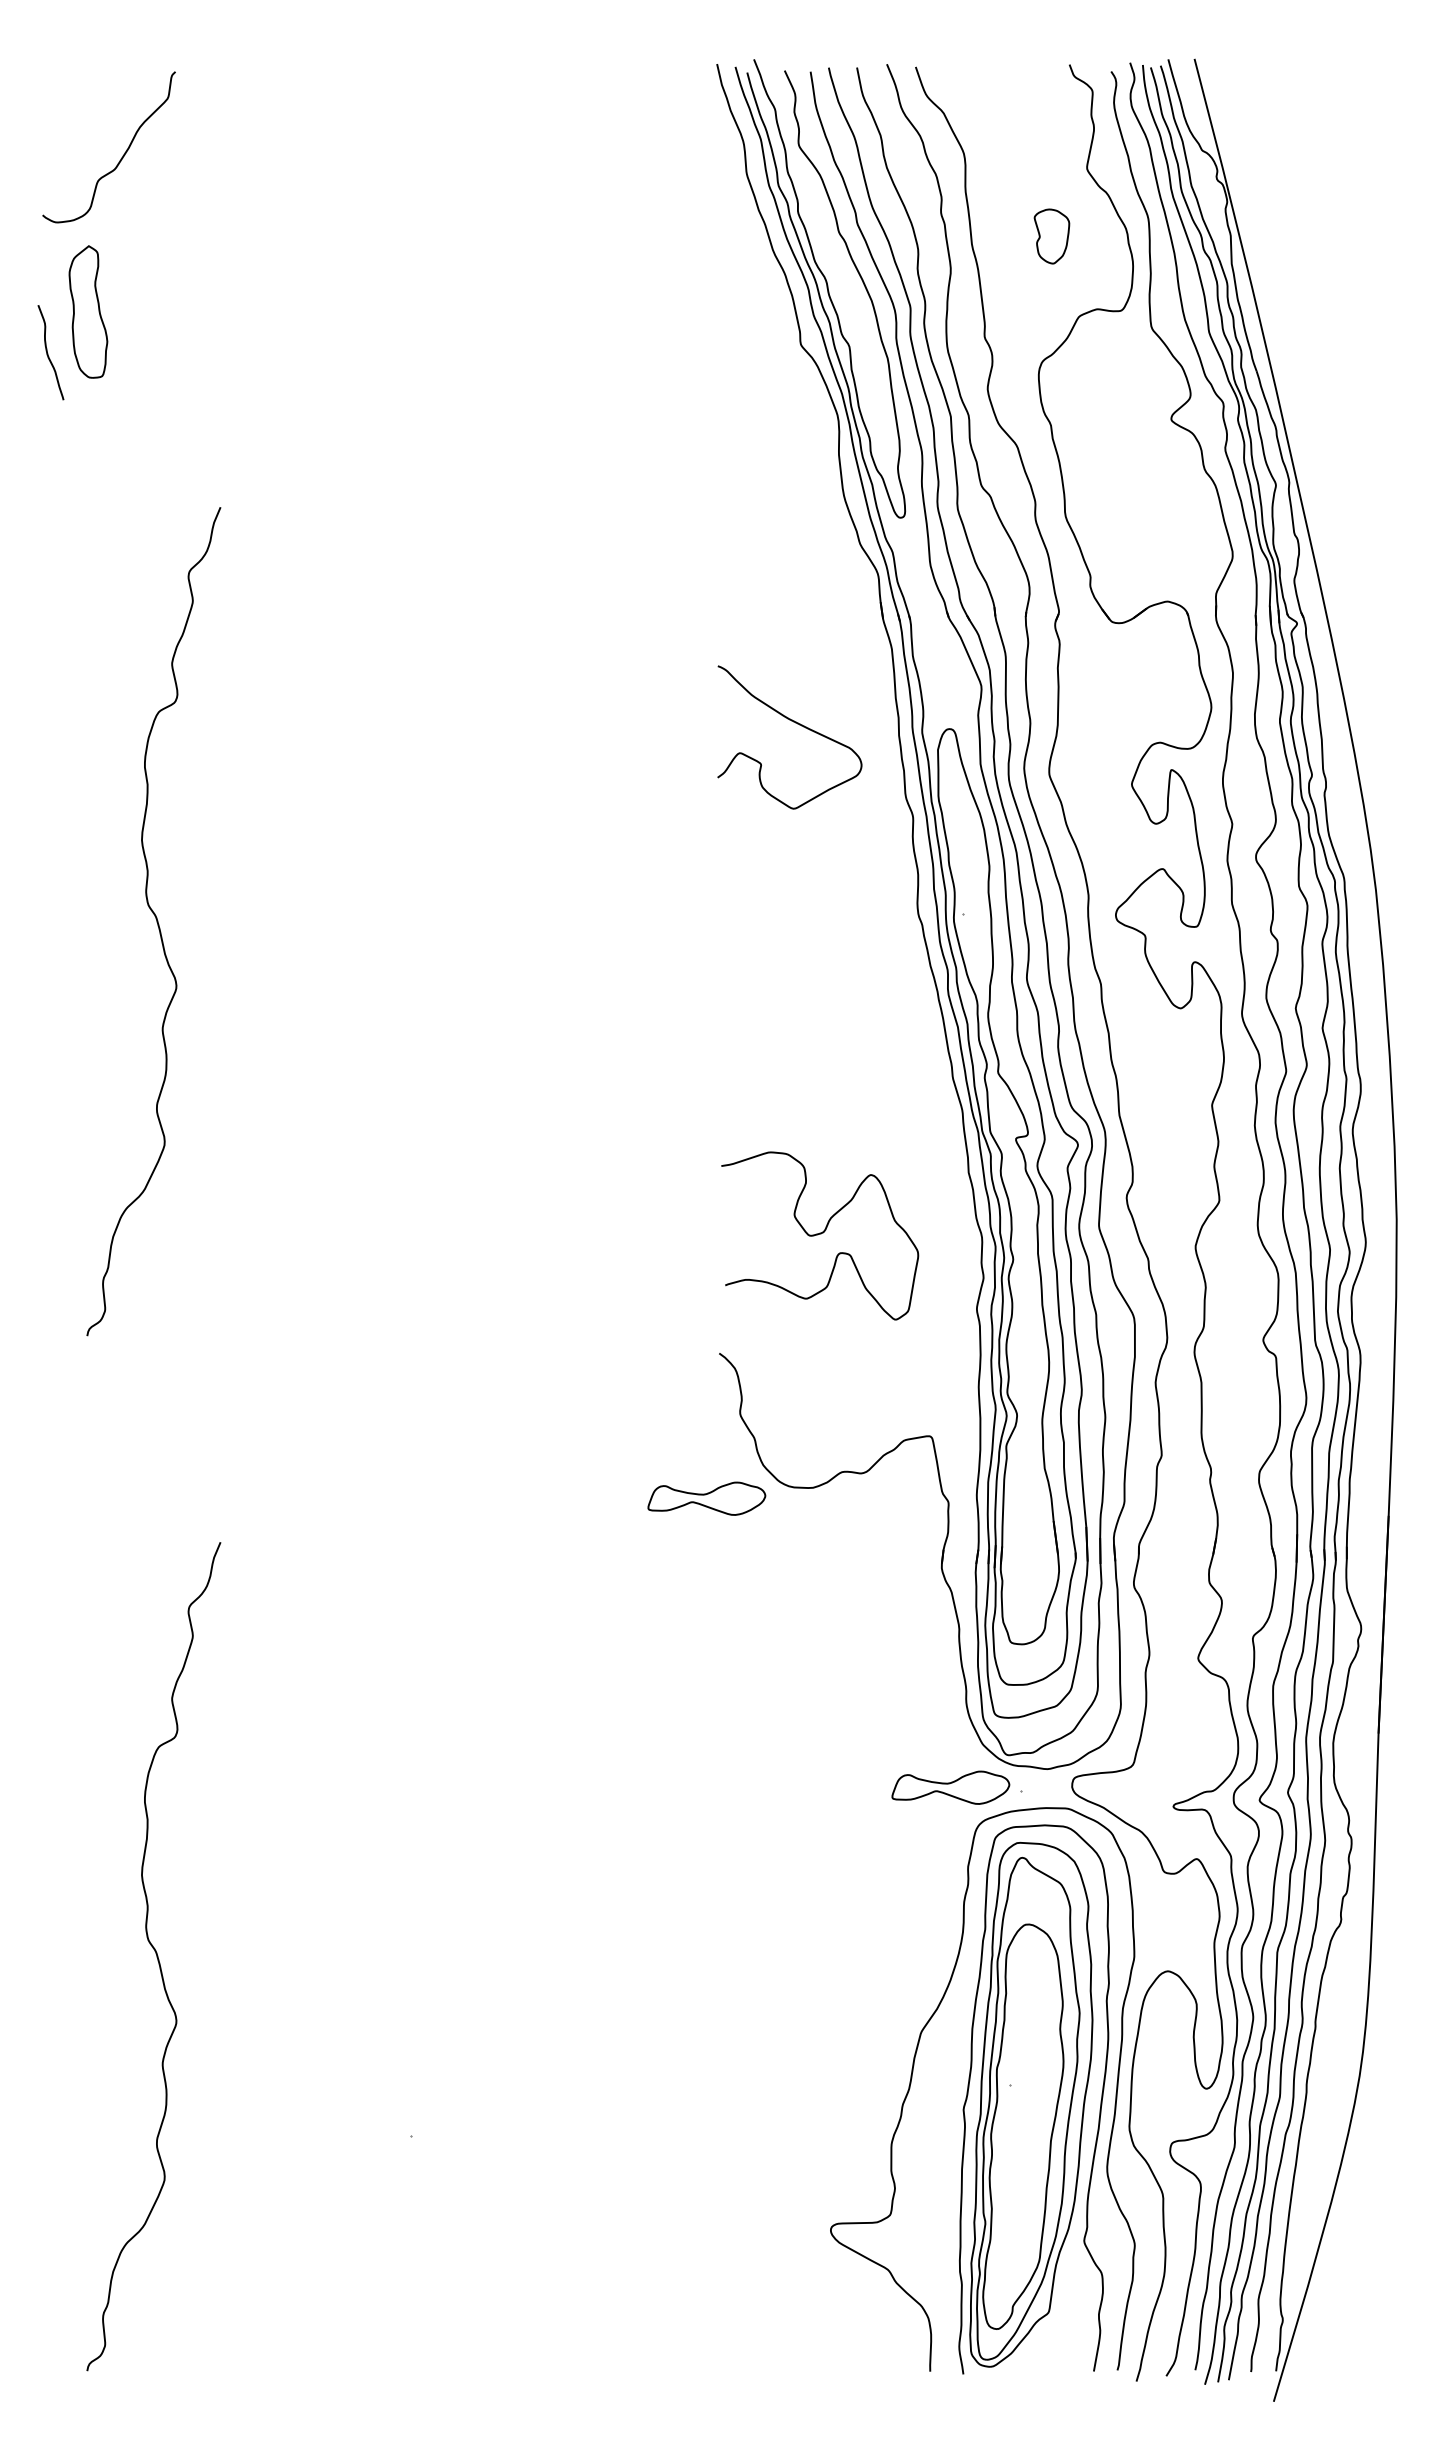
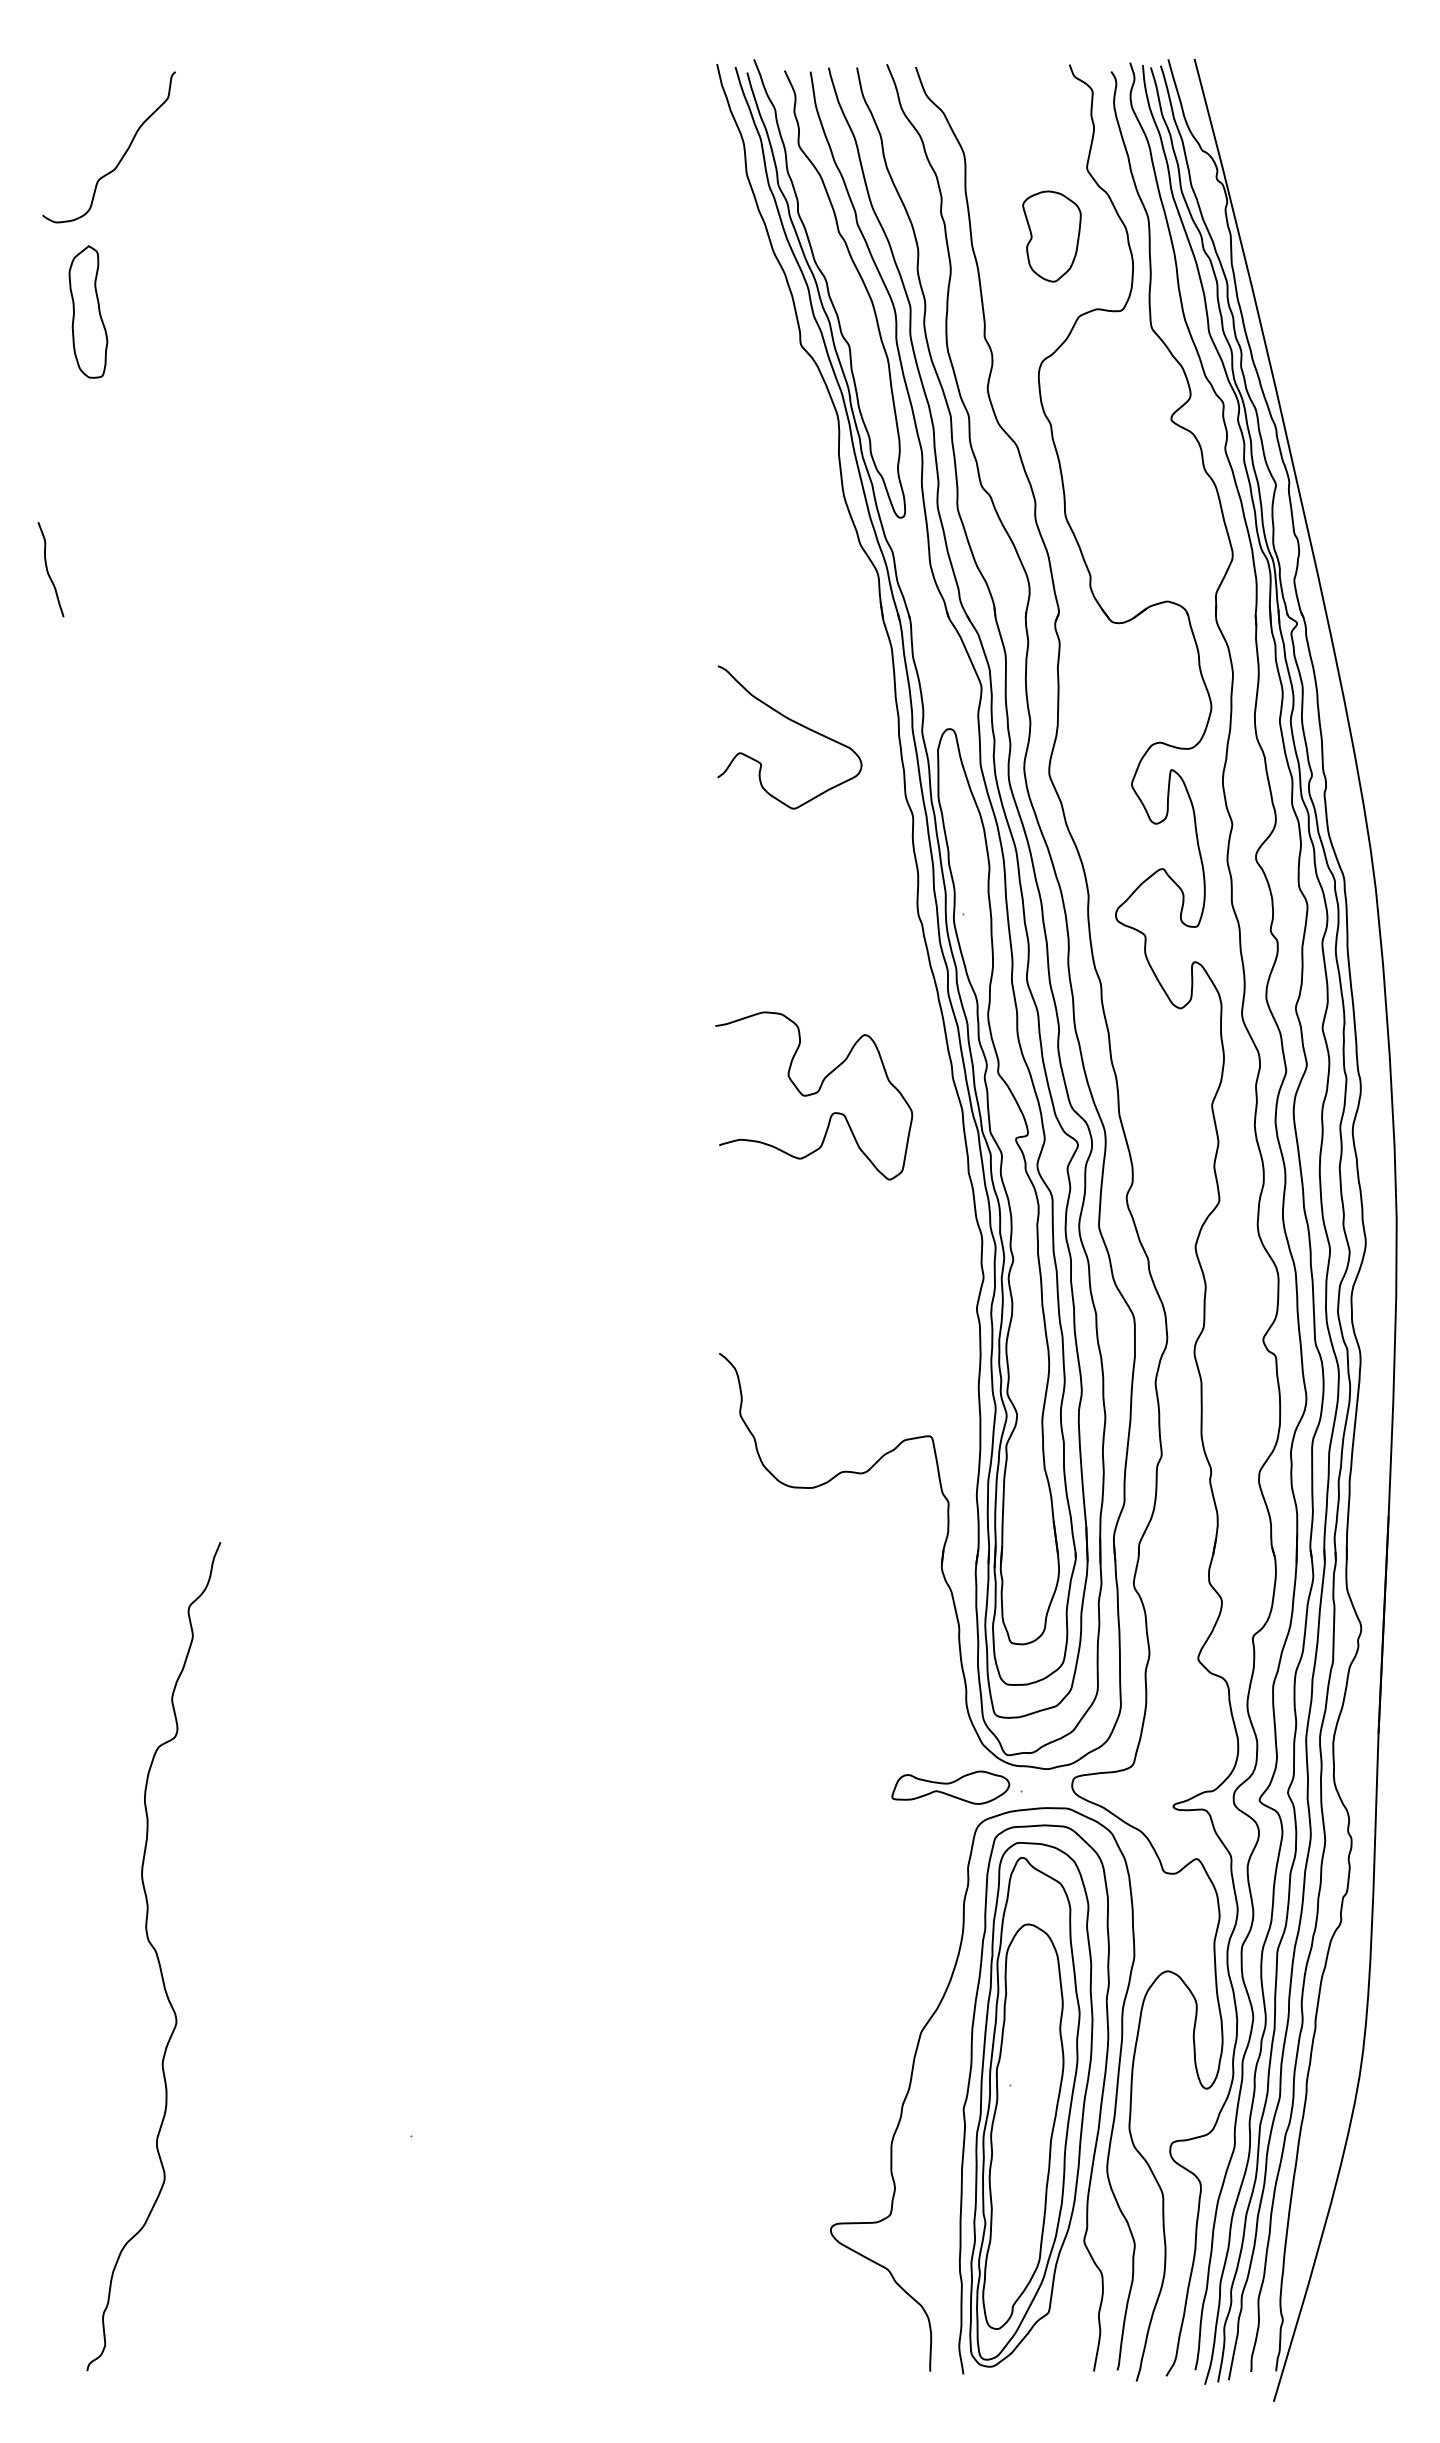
part size: 38x57 px -> 60x93 px (1051, 236)
curve position: (48, 353) -> (48, 570) (48, 570)
curve: present -> none (156, 921)
curve position: (820, 1234) -> (814, 1094) (814, 1094)
part: present -> none (706, 1498)
